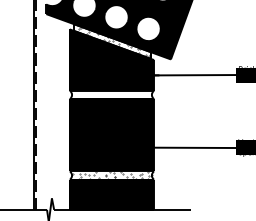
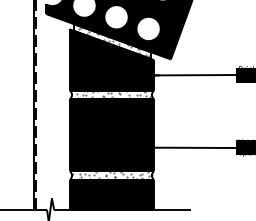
hatch: none -> present (112, 94)
